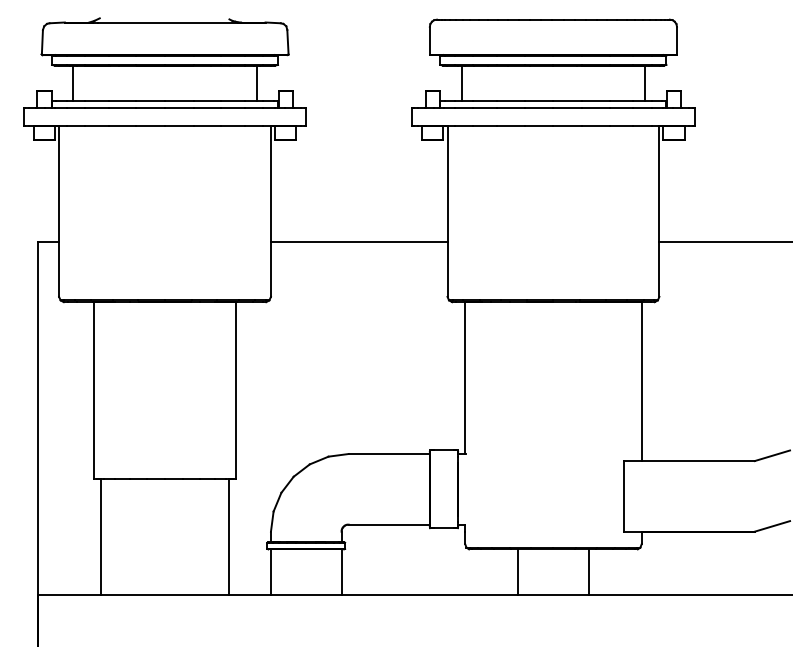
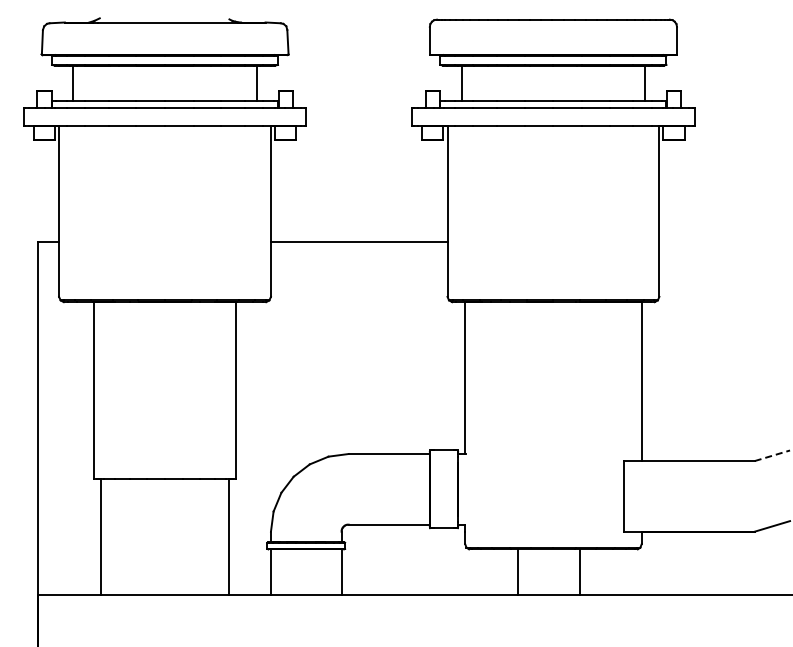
line: present -> none (724, 242)
line: solid -> dashed (772, 455)
line position: (588, 572) -> (579, 572) (579, 572)
